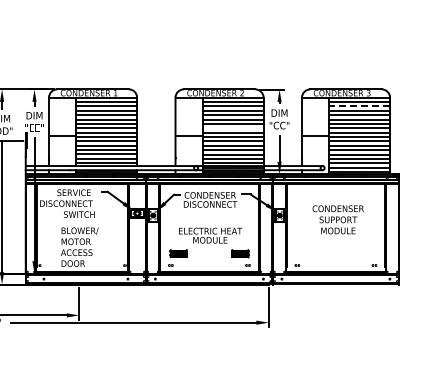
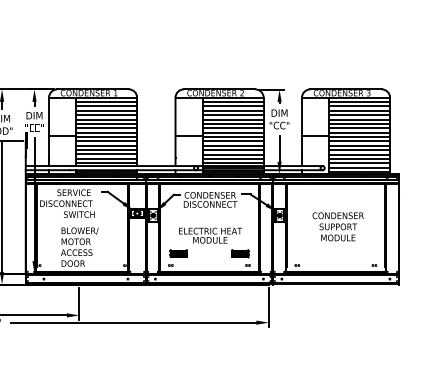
line: dashed -> solid (359, 106)
line: none -> present (232, 128)
text position: (337, 219) -> (337, 226) (337, 226)
